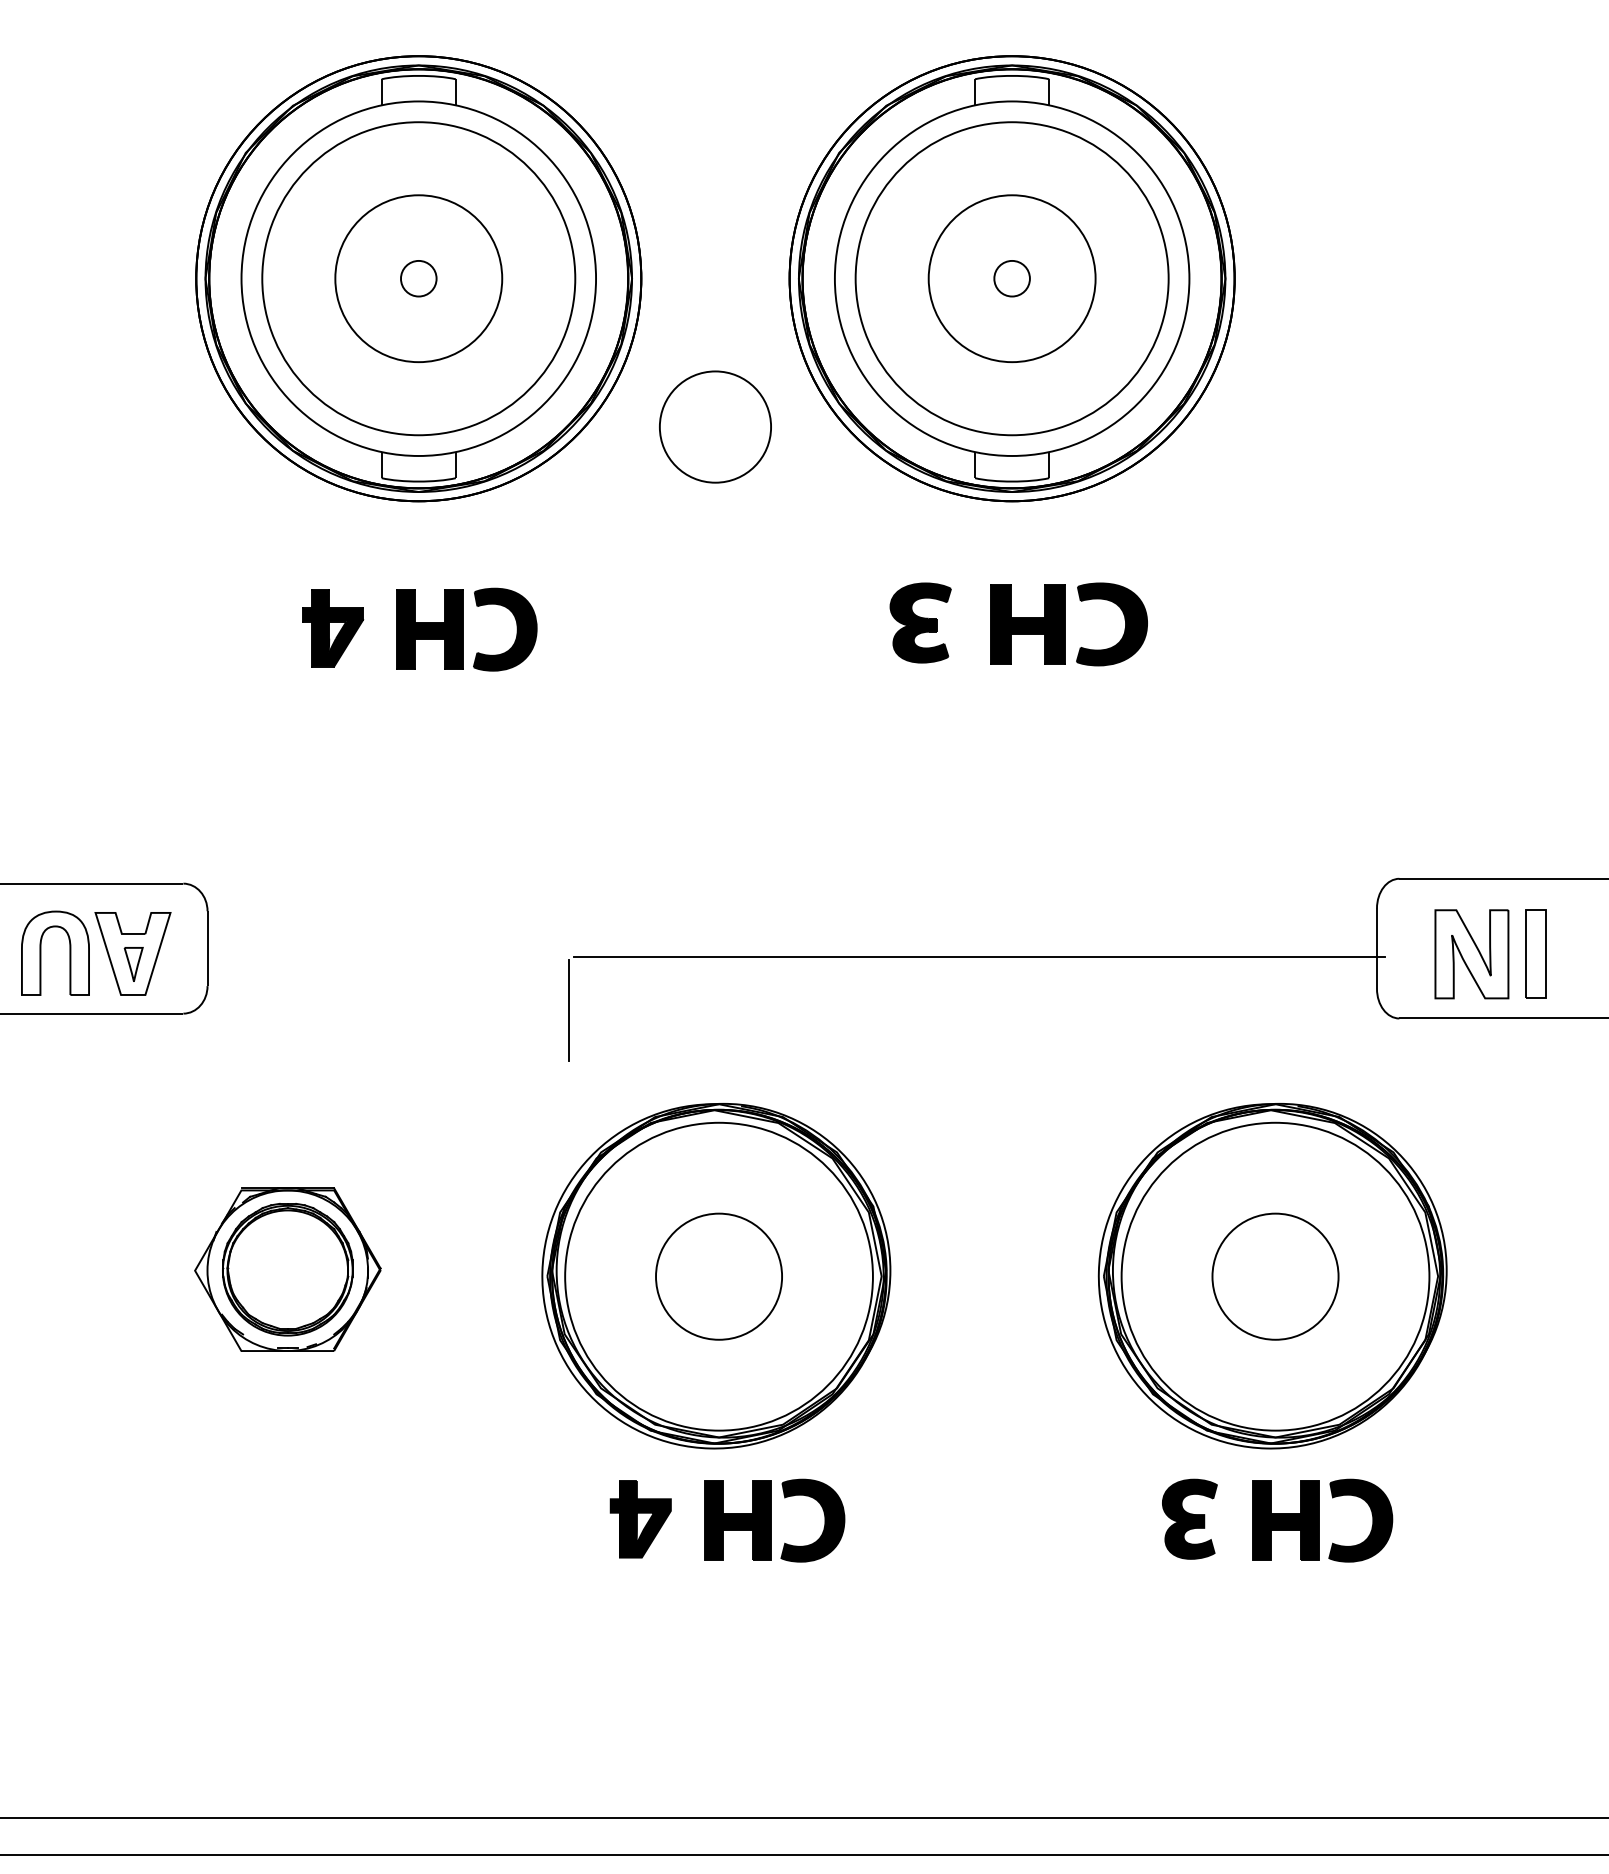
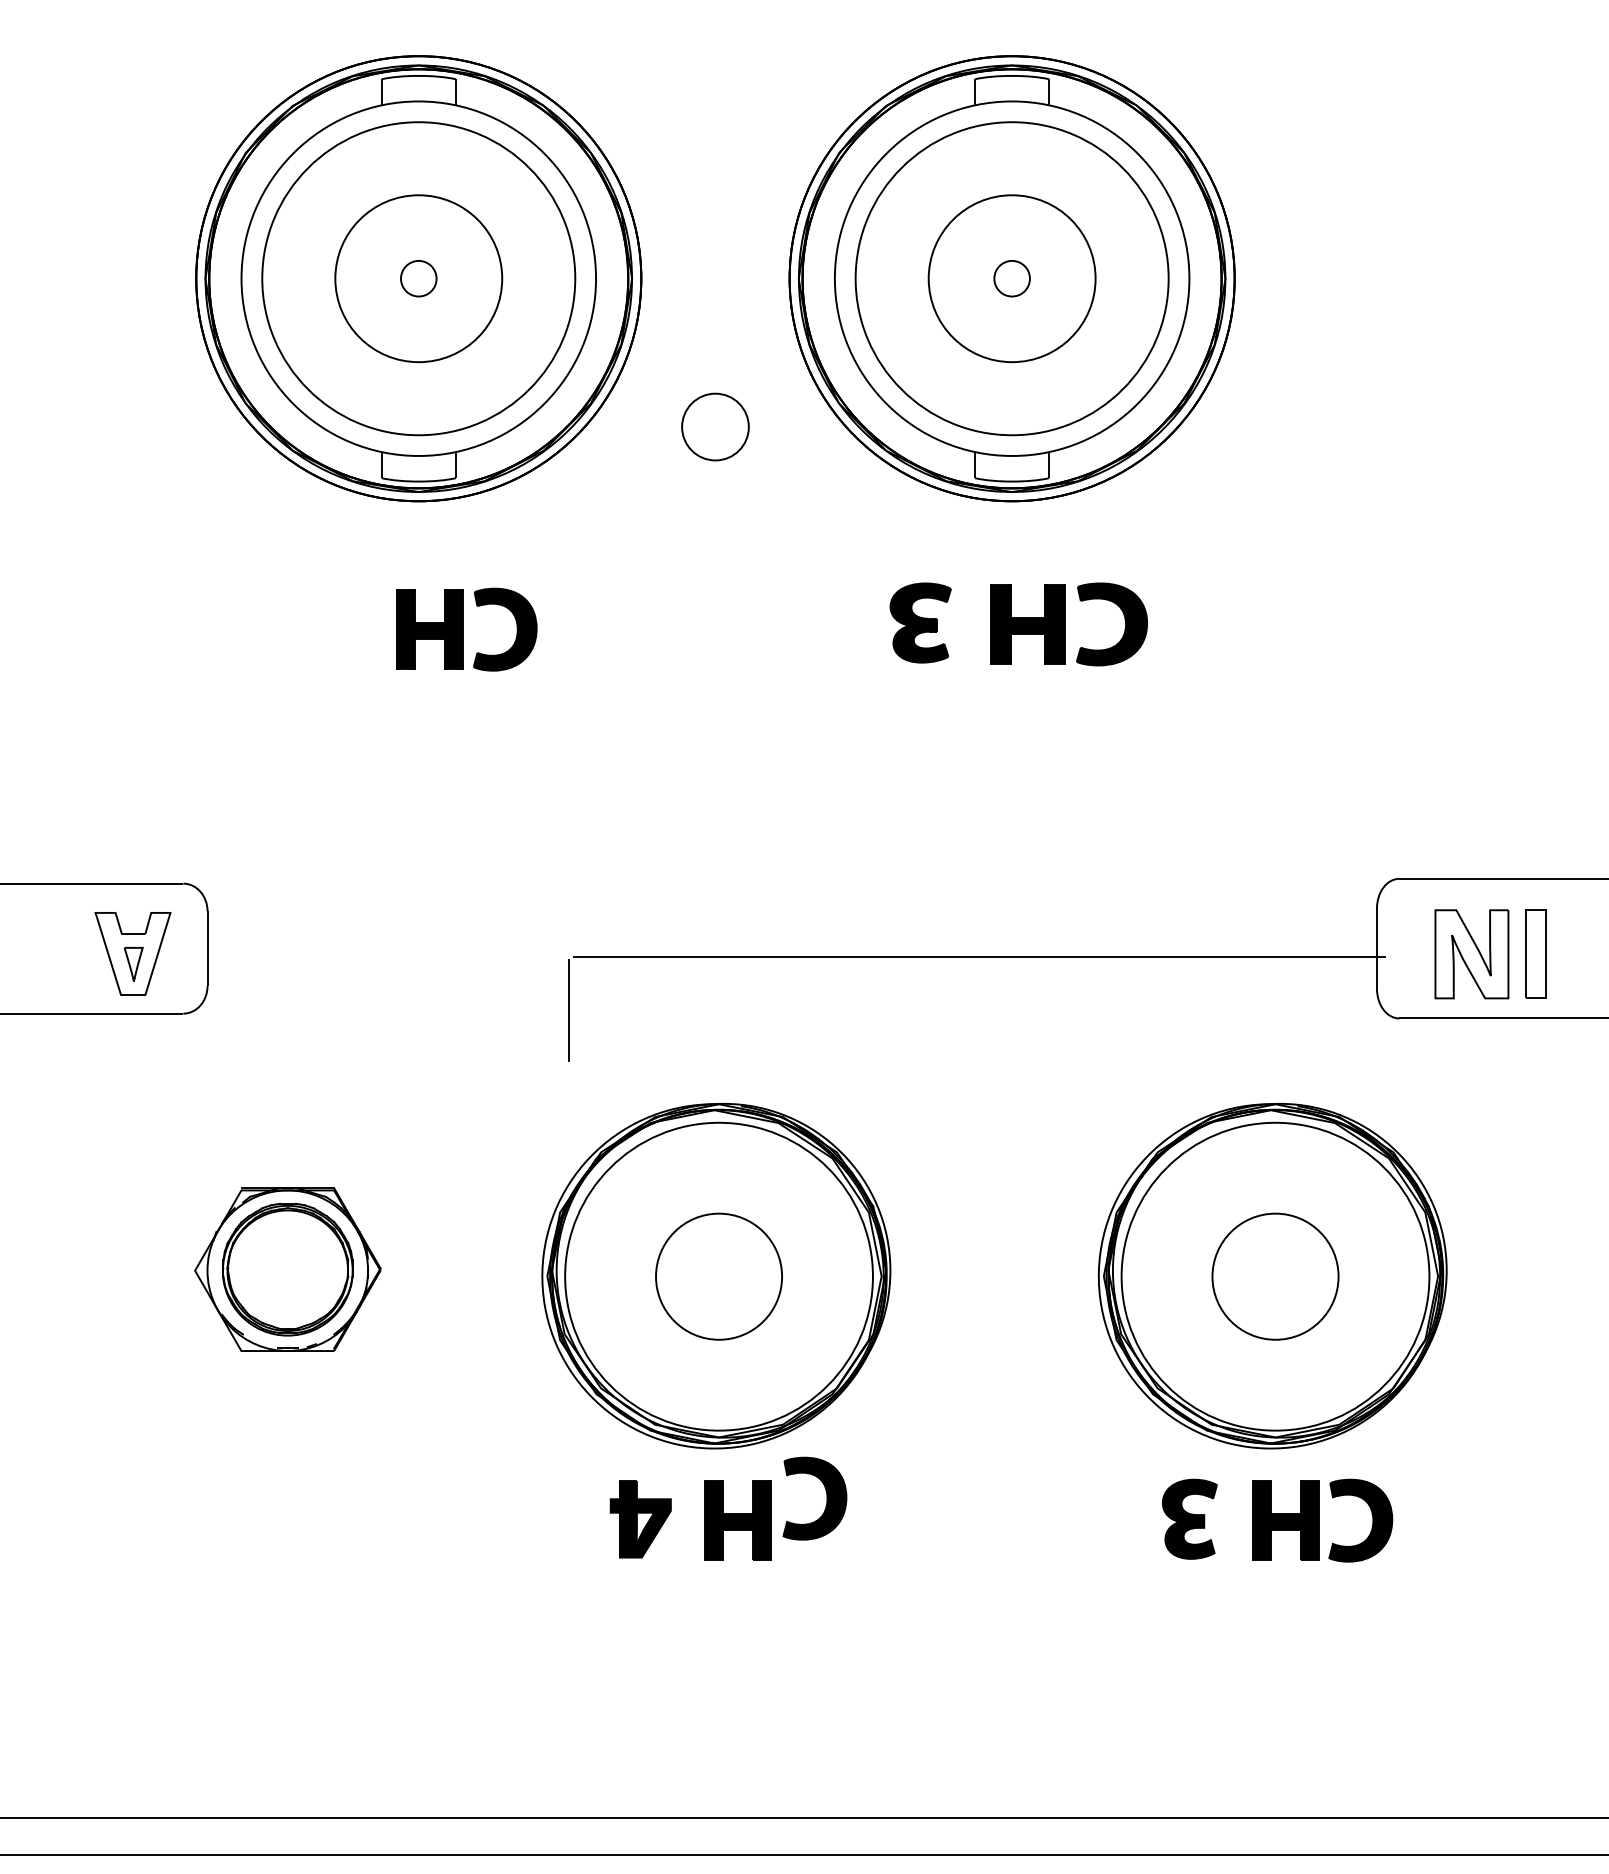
circle diameter: 111 px -> 67 px (715, 426)
part: present -> none (333, 628)
part: present -> none (41, 952)
part position: (824, 1520) -> (826, 1498) (826, 1498)
